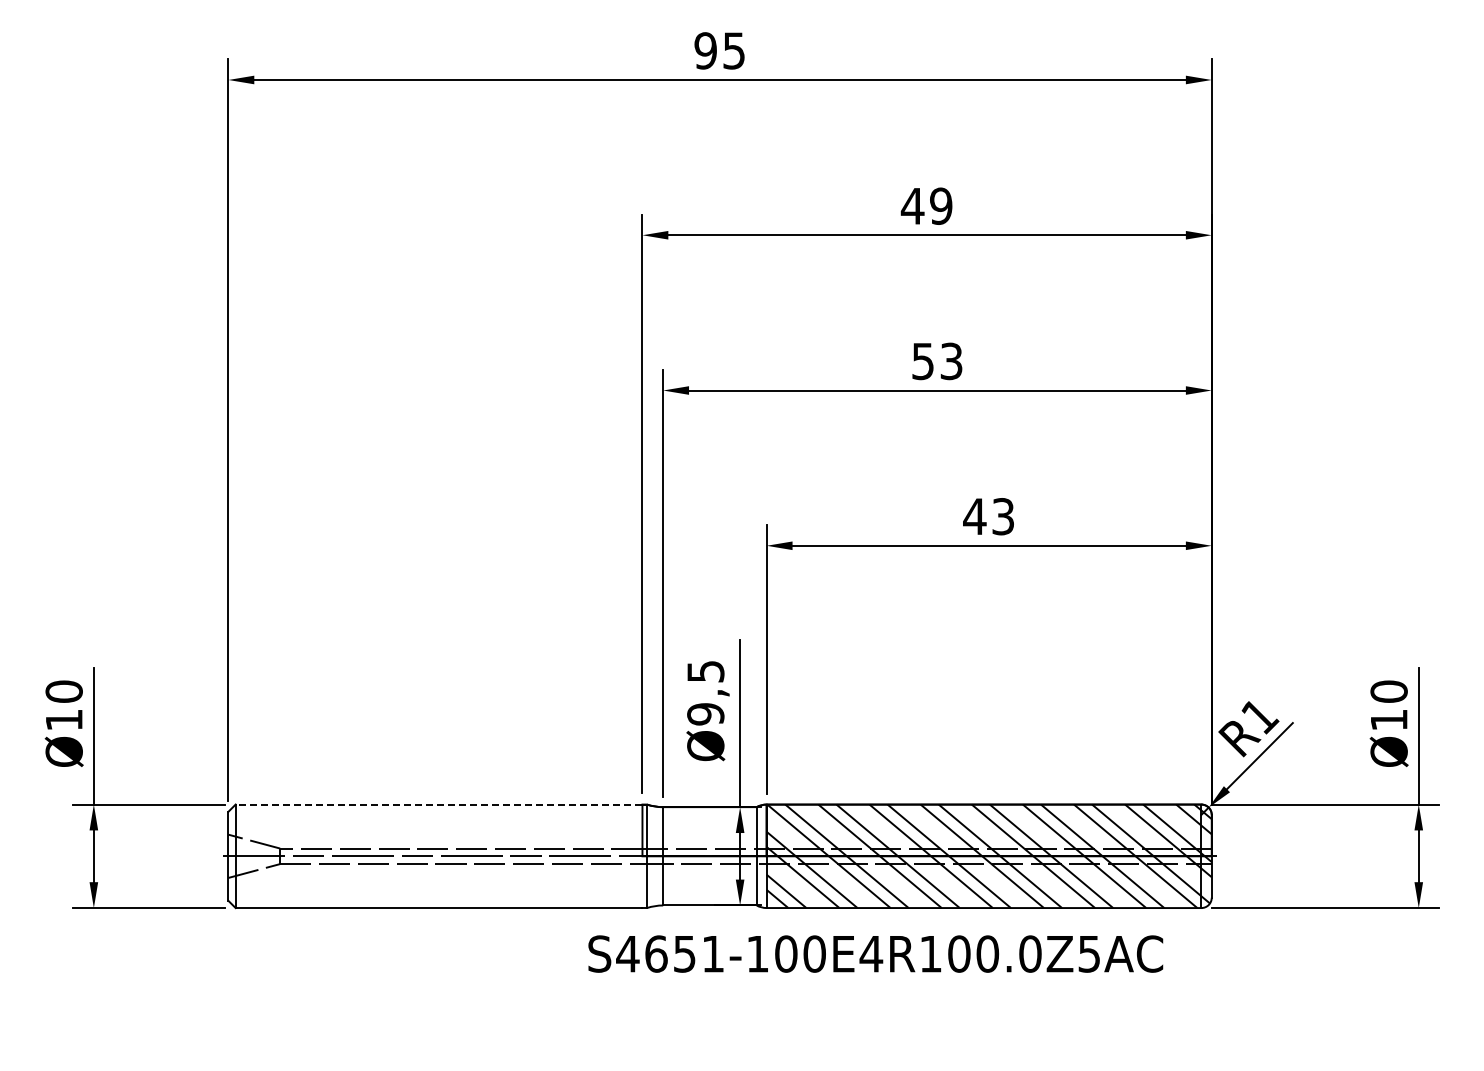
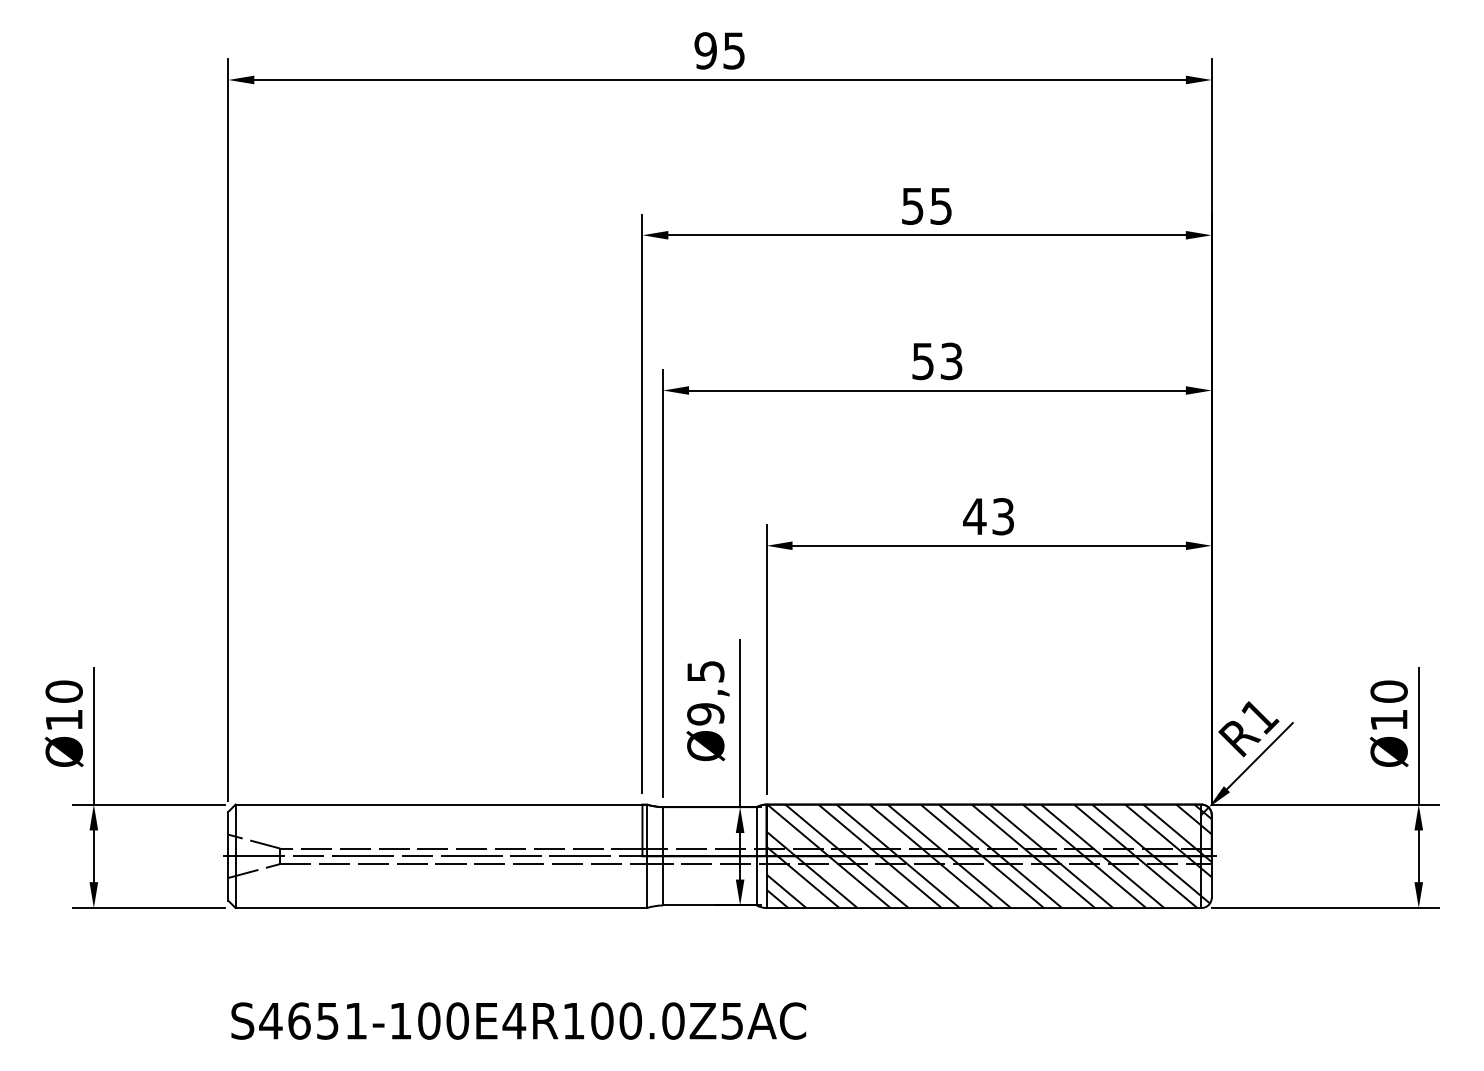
text: 49 -> 55 (926, 205)
line: dashed -> solid (438, 804)
text position: (875, 953) -> (518, 1020) (518, 1020)
